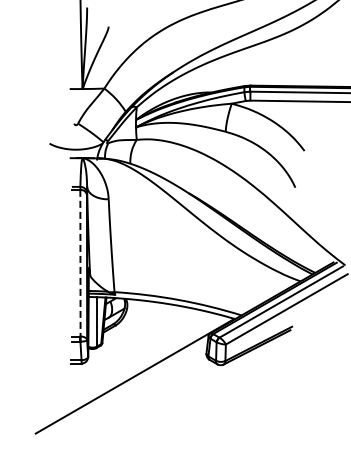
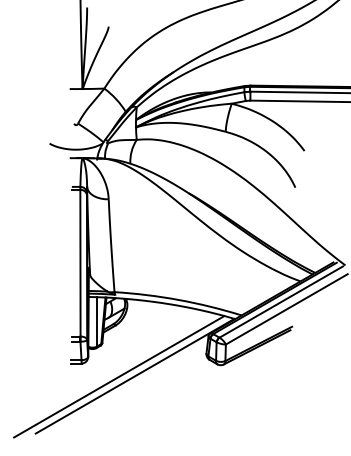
line: dashed -> solid (80, 263)
line: none -> present (119, 376)
